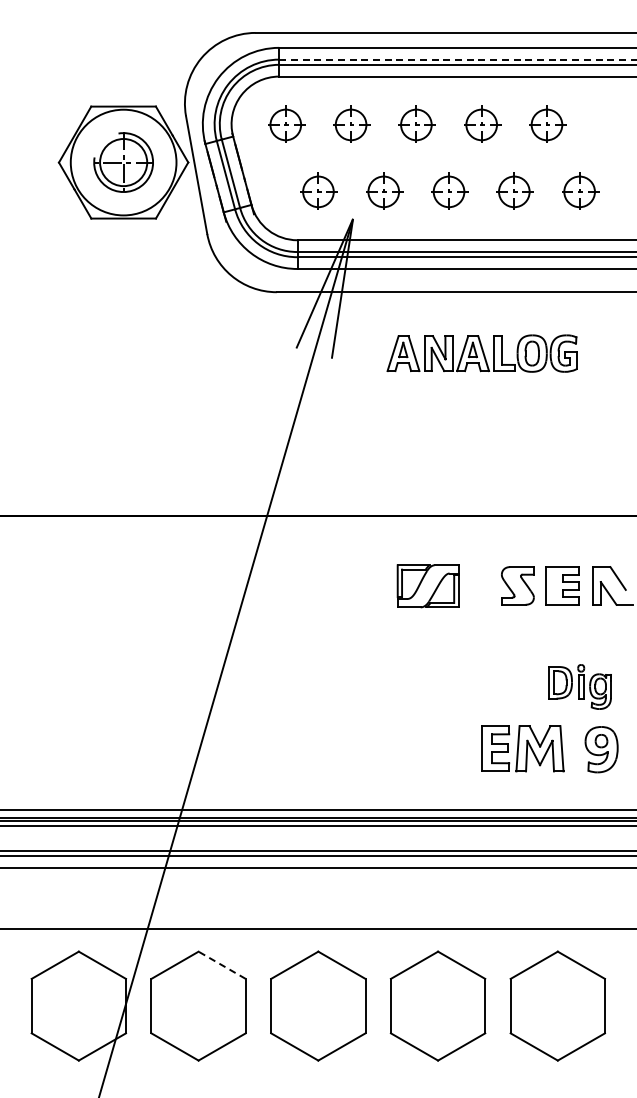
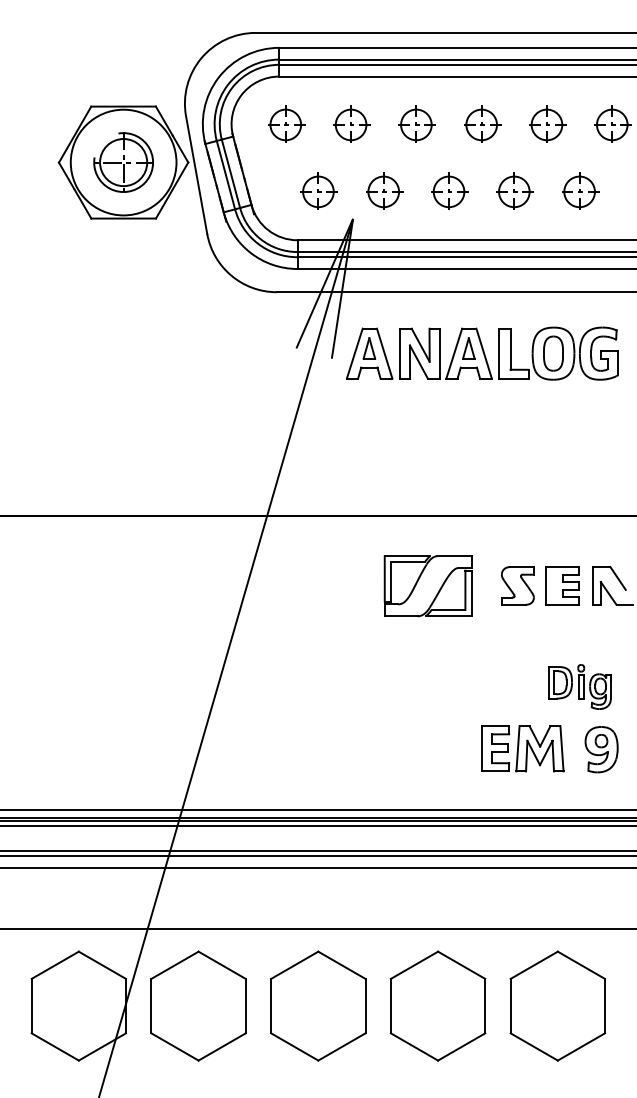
line: dashed -> solid (458, 59)
part: none -> present (612, 123)
part size: 192x39 px -> 273x55 px (482, 353)
part size: 64x45 px -> 90x63 px (427, 586)
line: dashed -> solid (221, 965)
